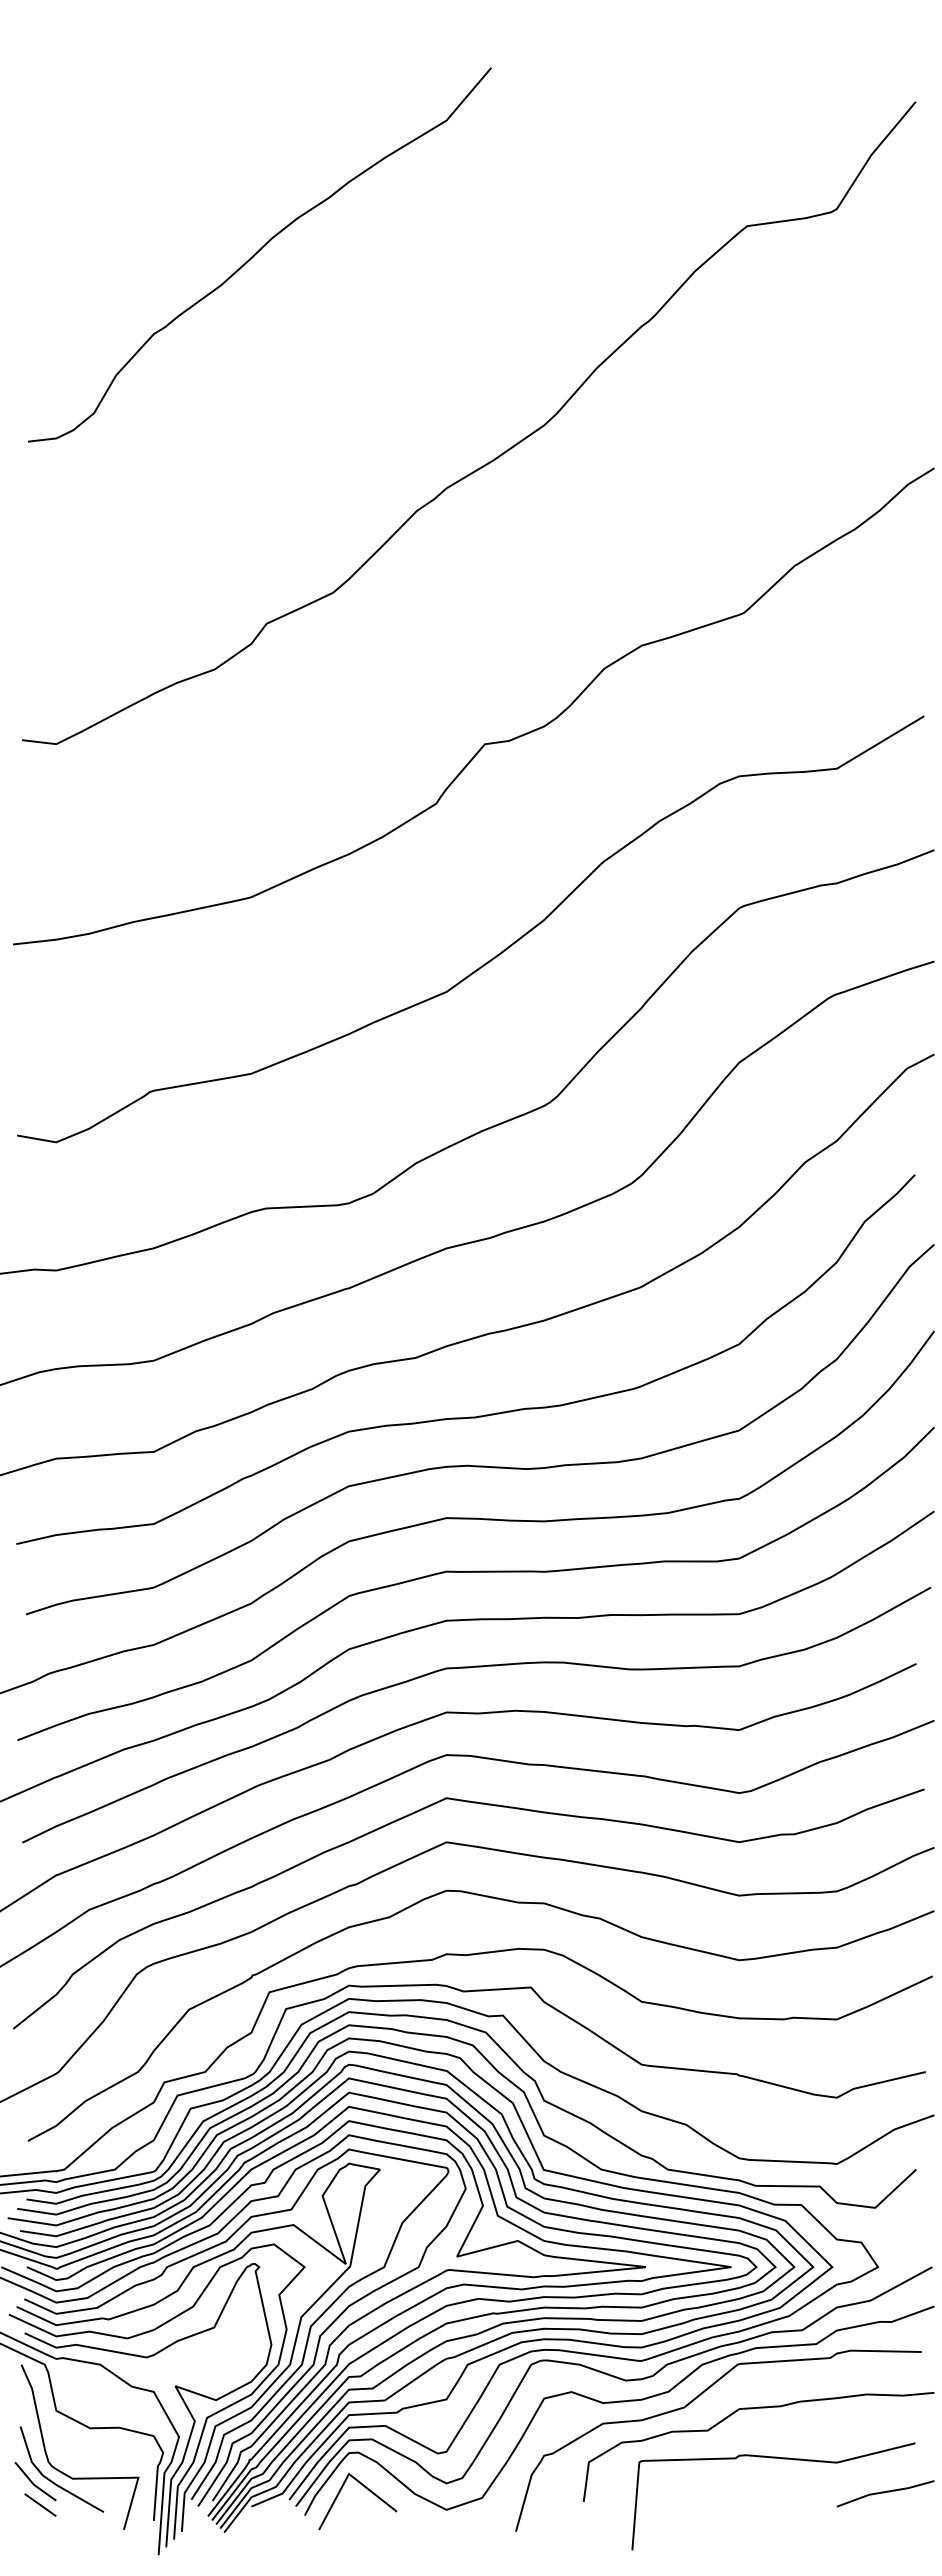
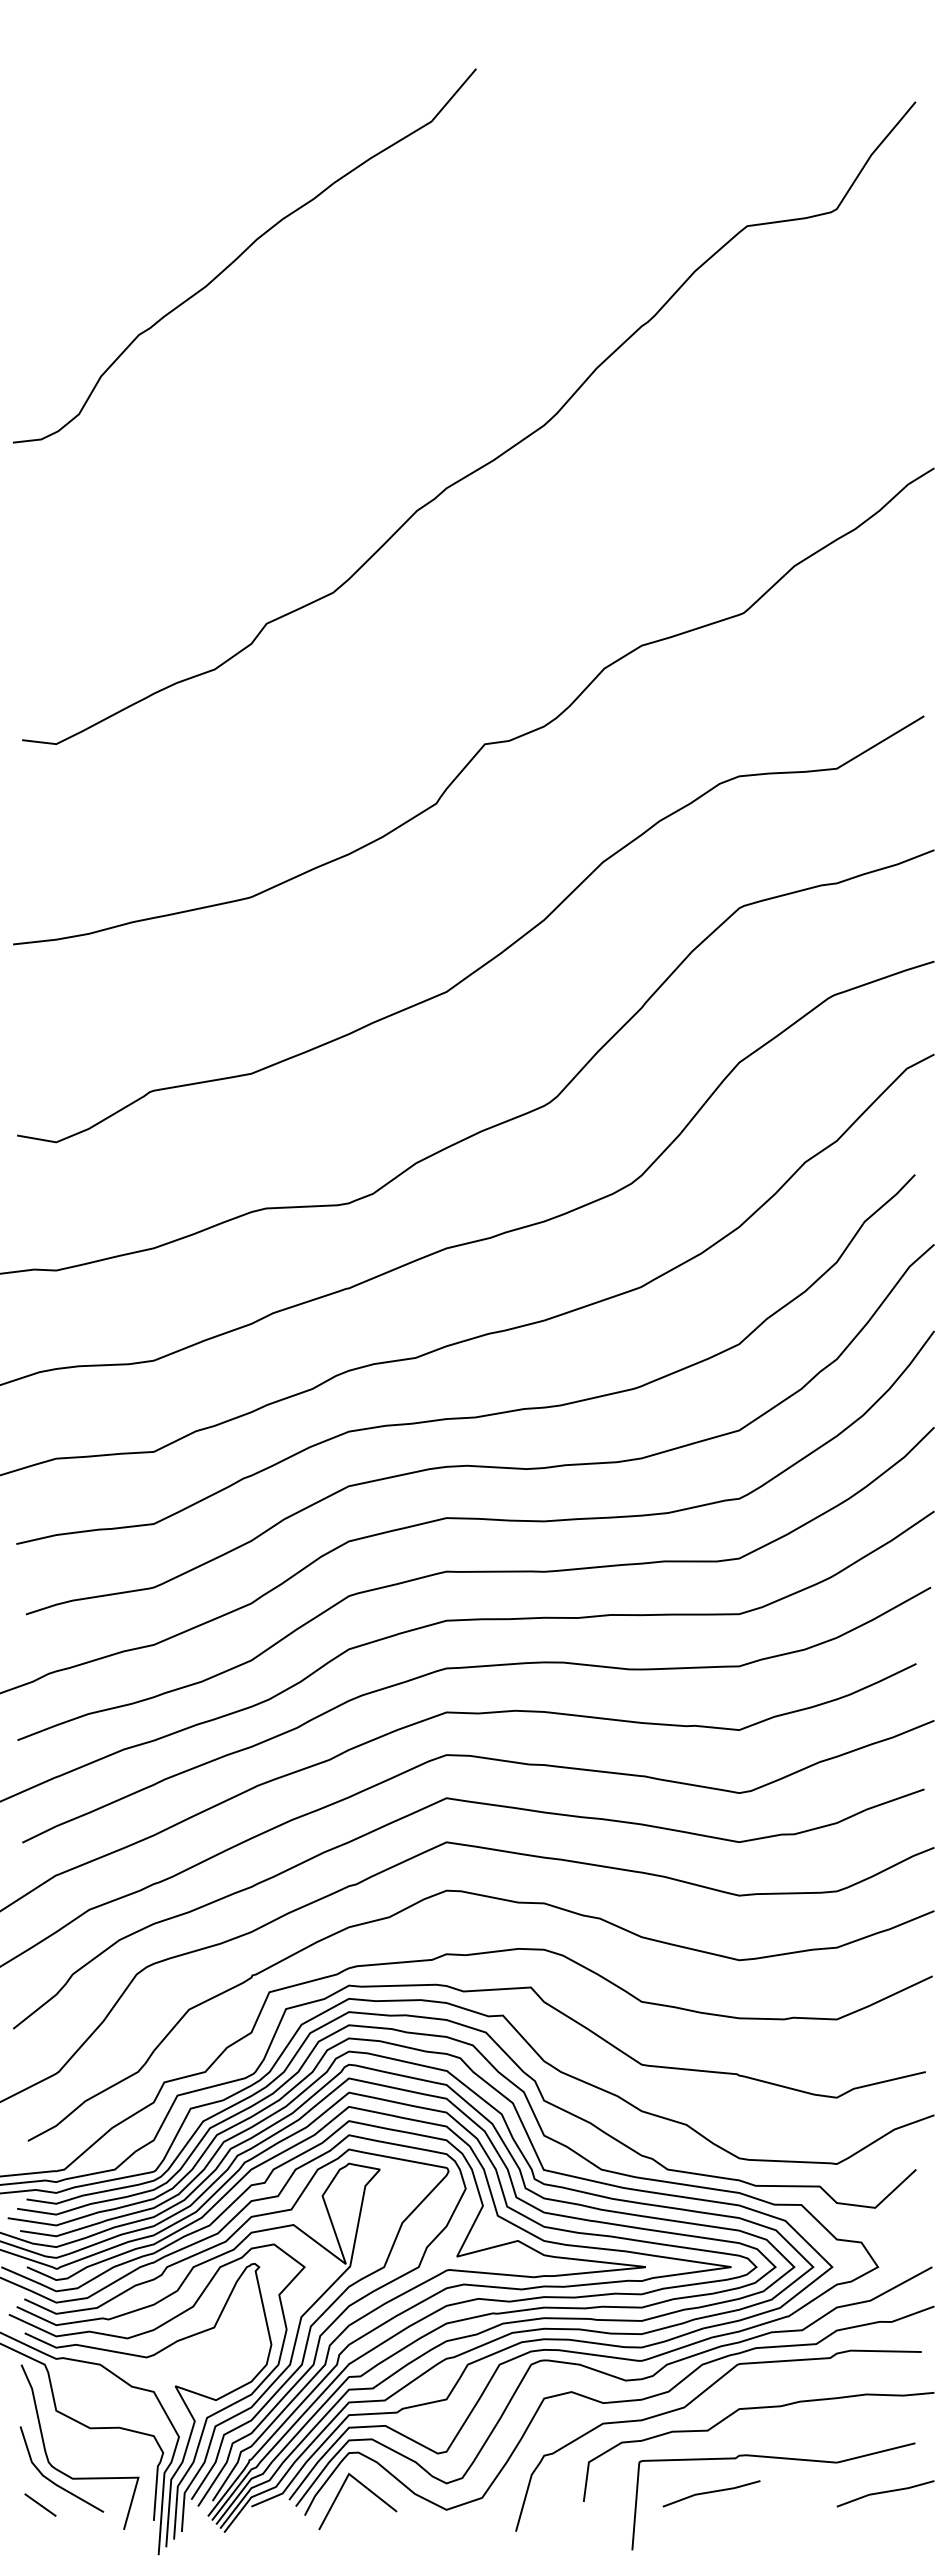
curve position: (258, 252) -> (243, 253) (243, 253)
line: present -> none (33, 2482)
line: none -> present (711, 2492)
